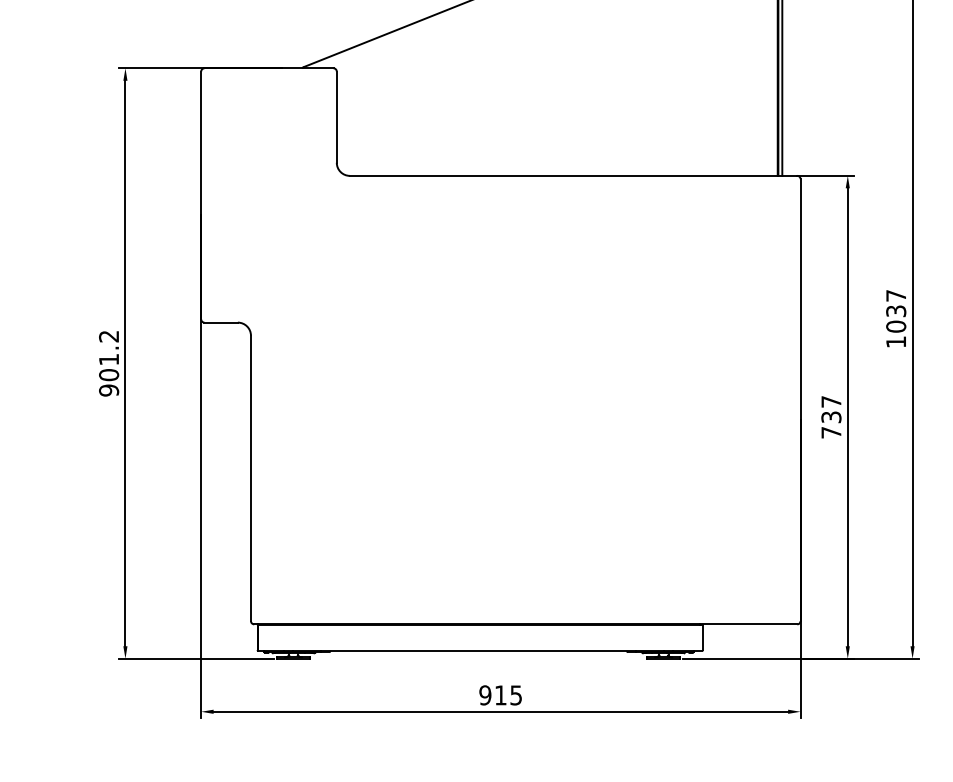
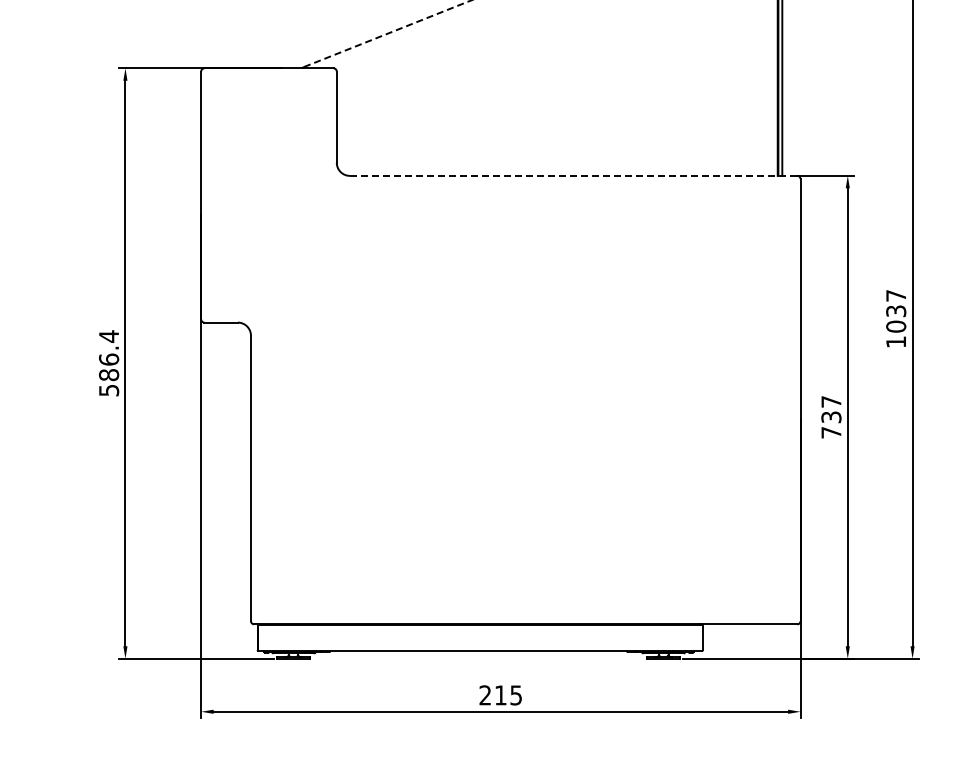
line: solid -> dashed (388, 33)
line: solid -> dashed (573, 175)
text: 901.2 -> 586.4 (109, 363)
text: 915 -> 215 (485, 695)
